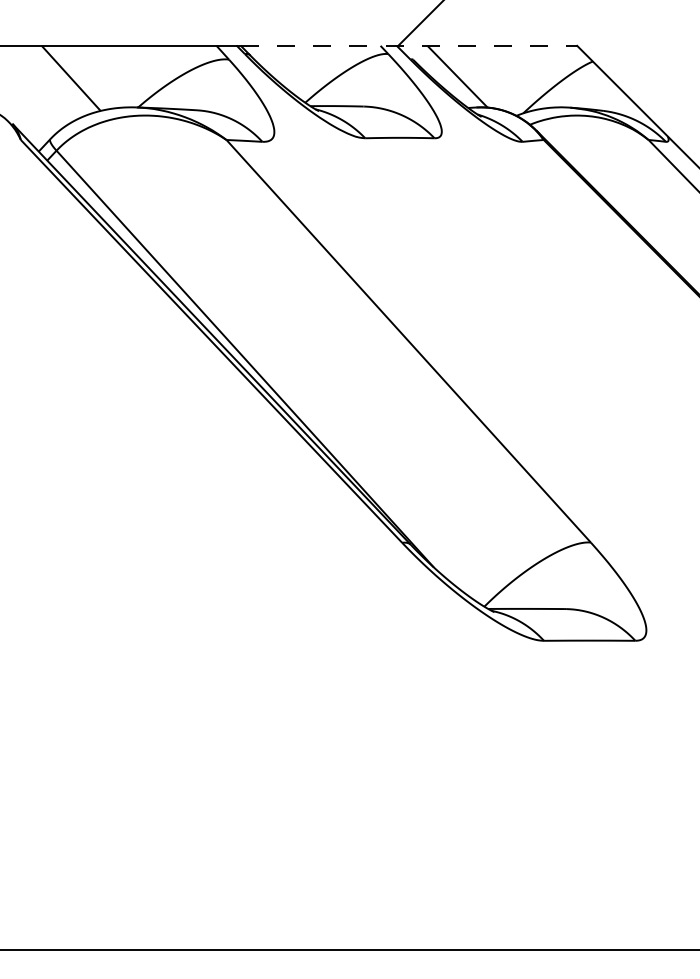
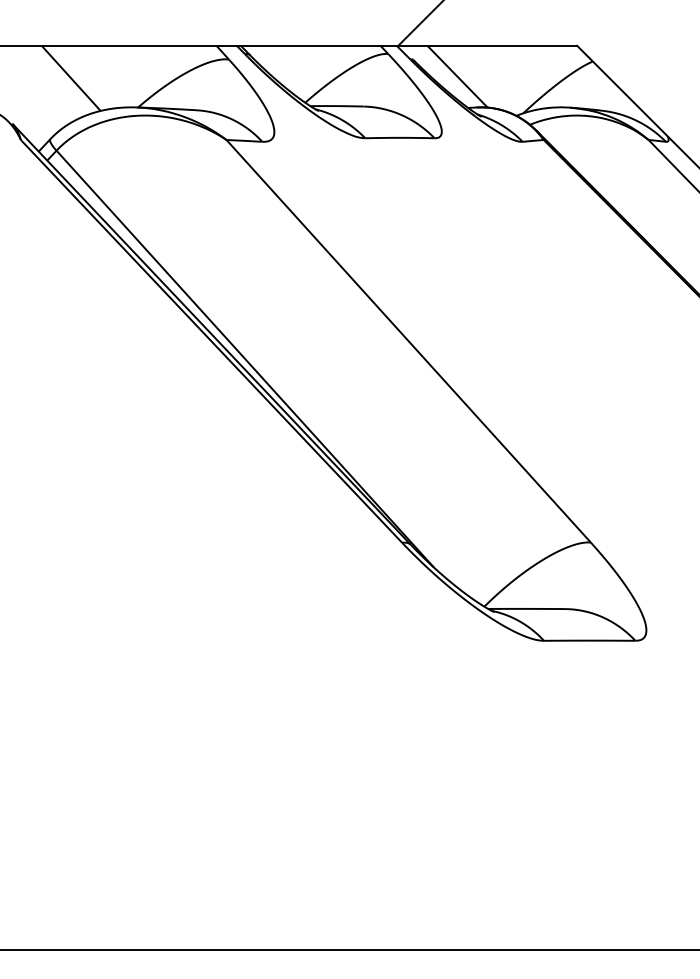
line: dashed -> solid (409, 45)
